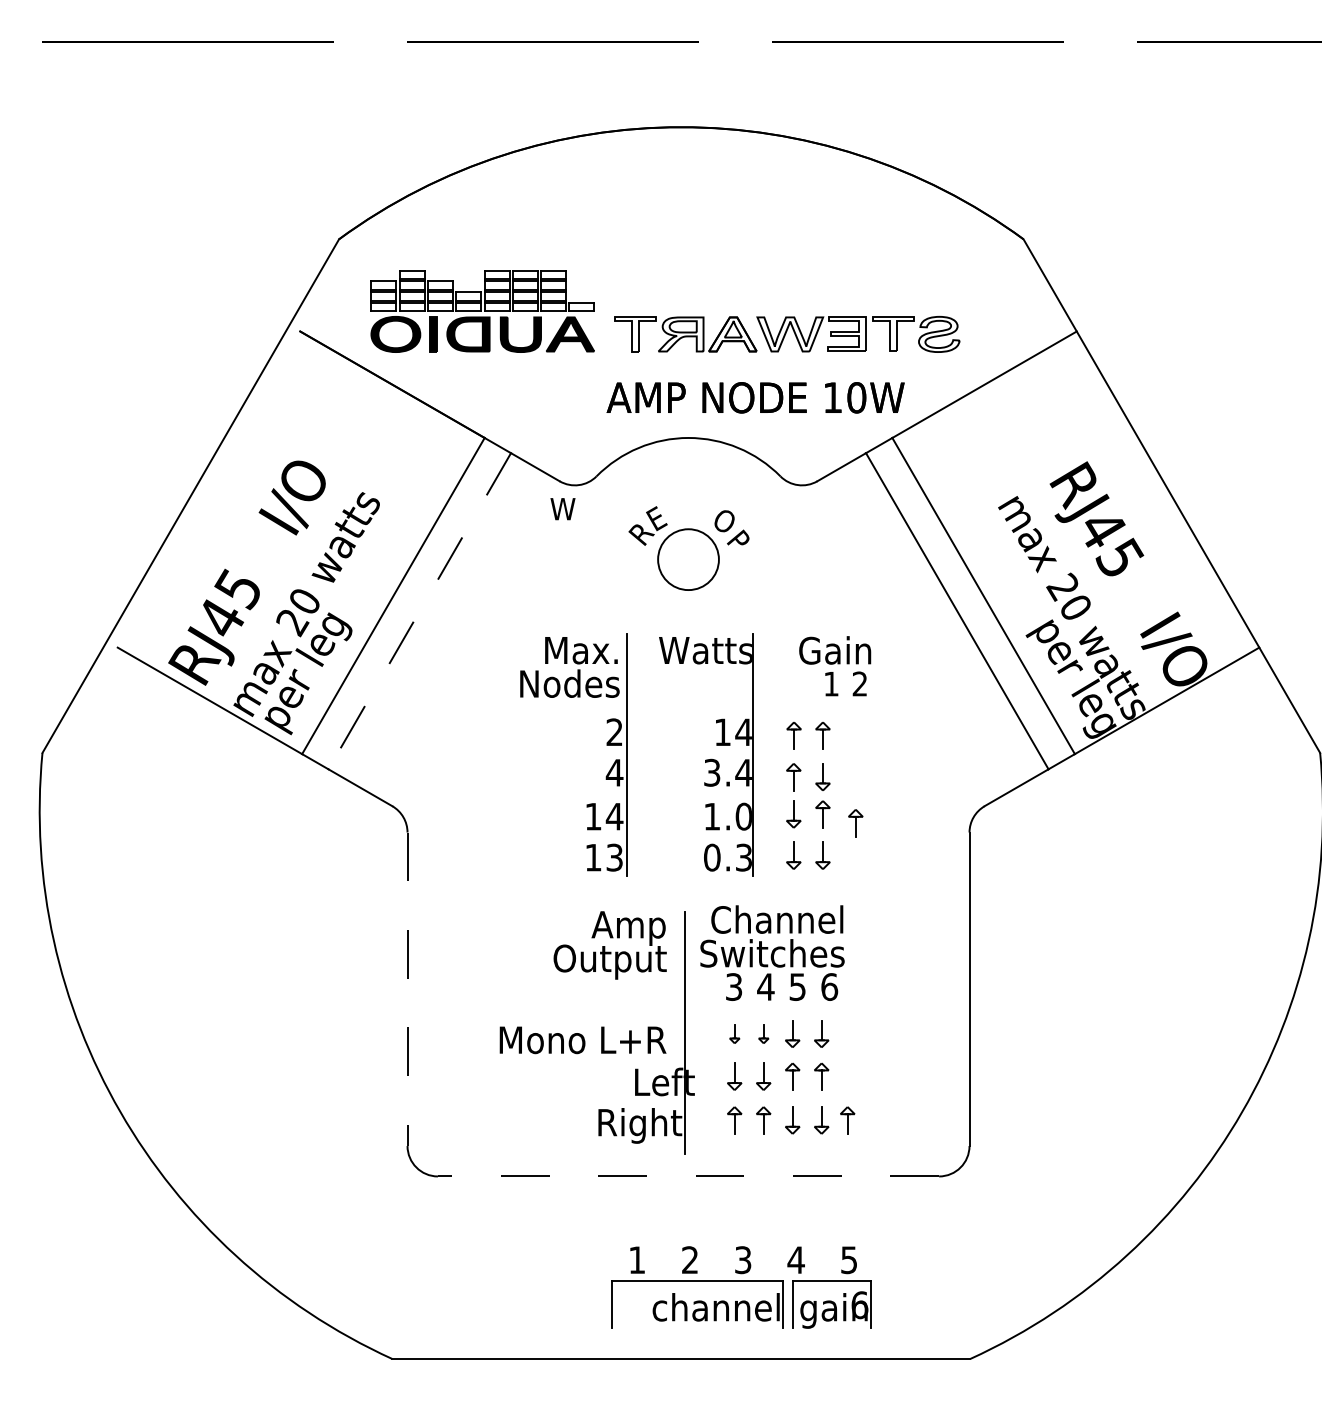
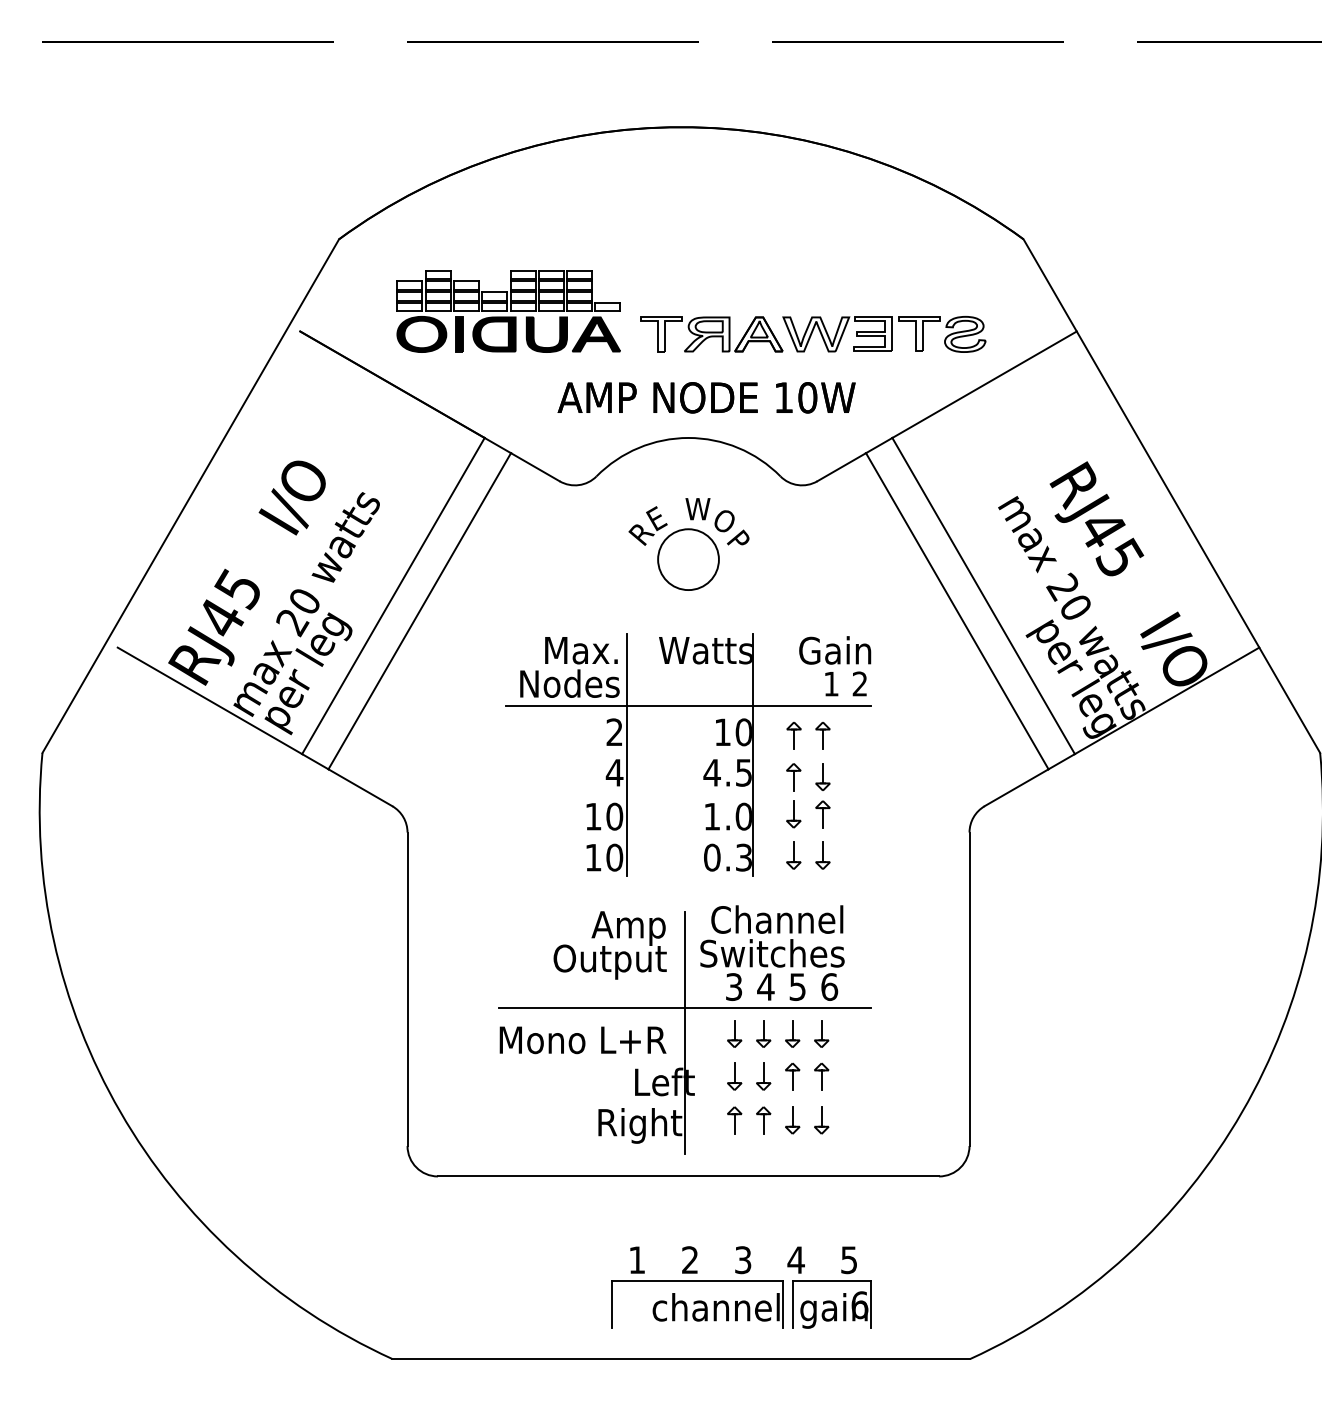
part position: (669, 317) -> (695, 317) (695, 317)
text position: (755, 397) -> (706, 397) (706, 397)
text position: (562, 509) -> (697, 509) (697, 509)
line: dashed -> solid (419, 611)
line: none -> present (688, 705)
text: 14 -> 10 (743, 732)
text: 3.4 -> 4.5 (727, 772)
text: 14 -> 10 (614, 816)
part: present -> none (855, 823)
text: 13 -> 10 (614, 857)
line: dashed -> solid (407, 989)
line: none -> present (684, 1008)
part size: 12x20 px -> 16x28 px (734, 1033)
part size: 12x20 px -> 16x28 px (763, 1033)
part: present -> none (847, 1120)
line: dashed -> solid (688, 1176)
